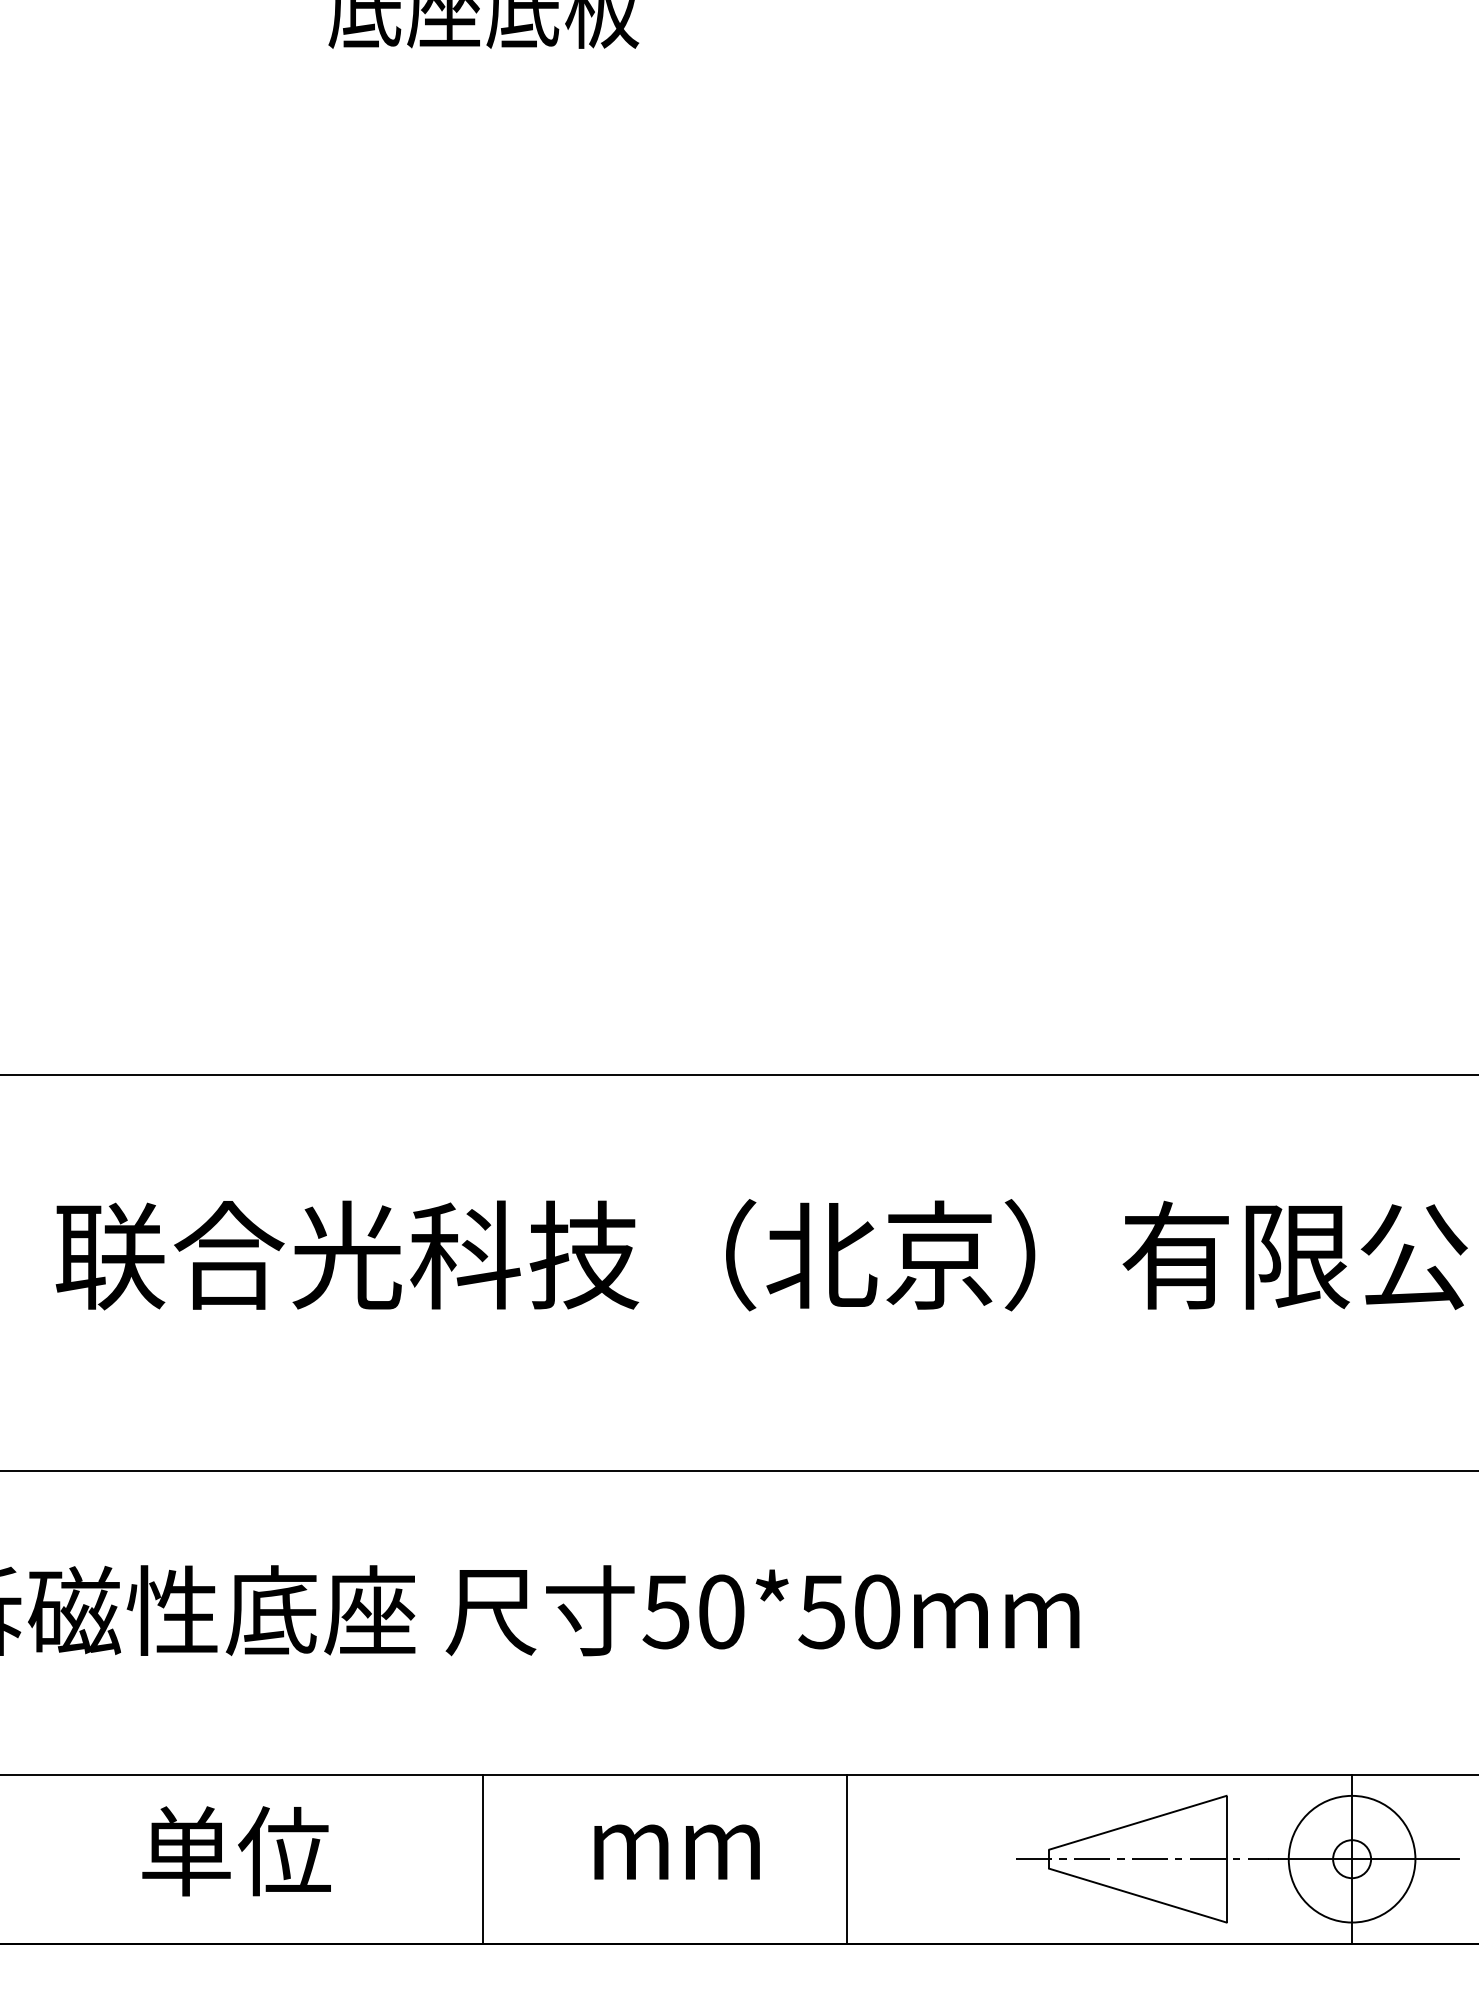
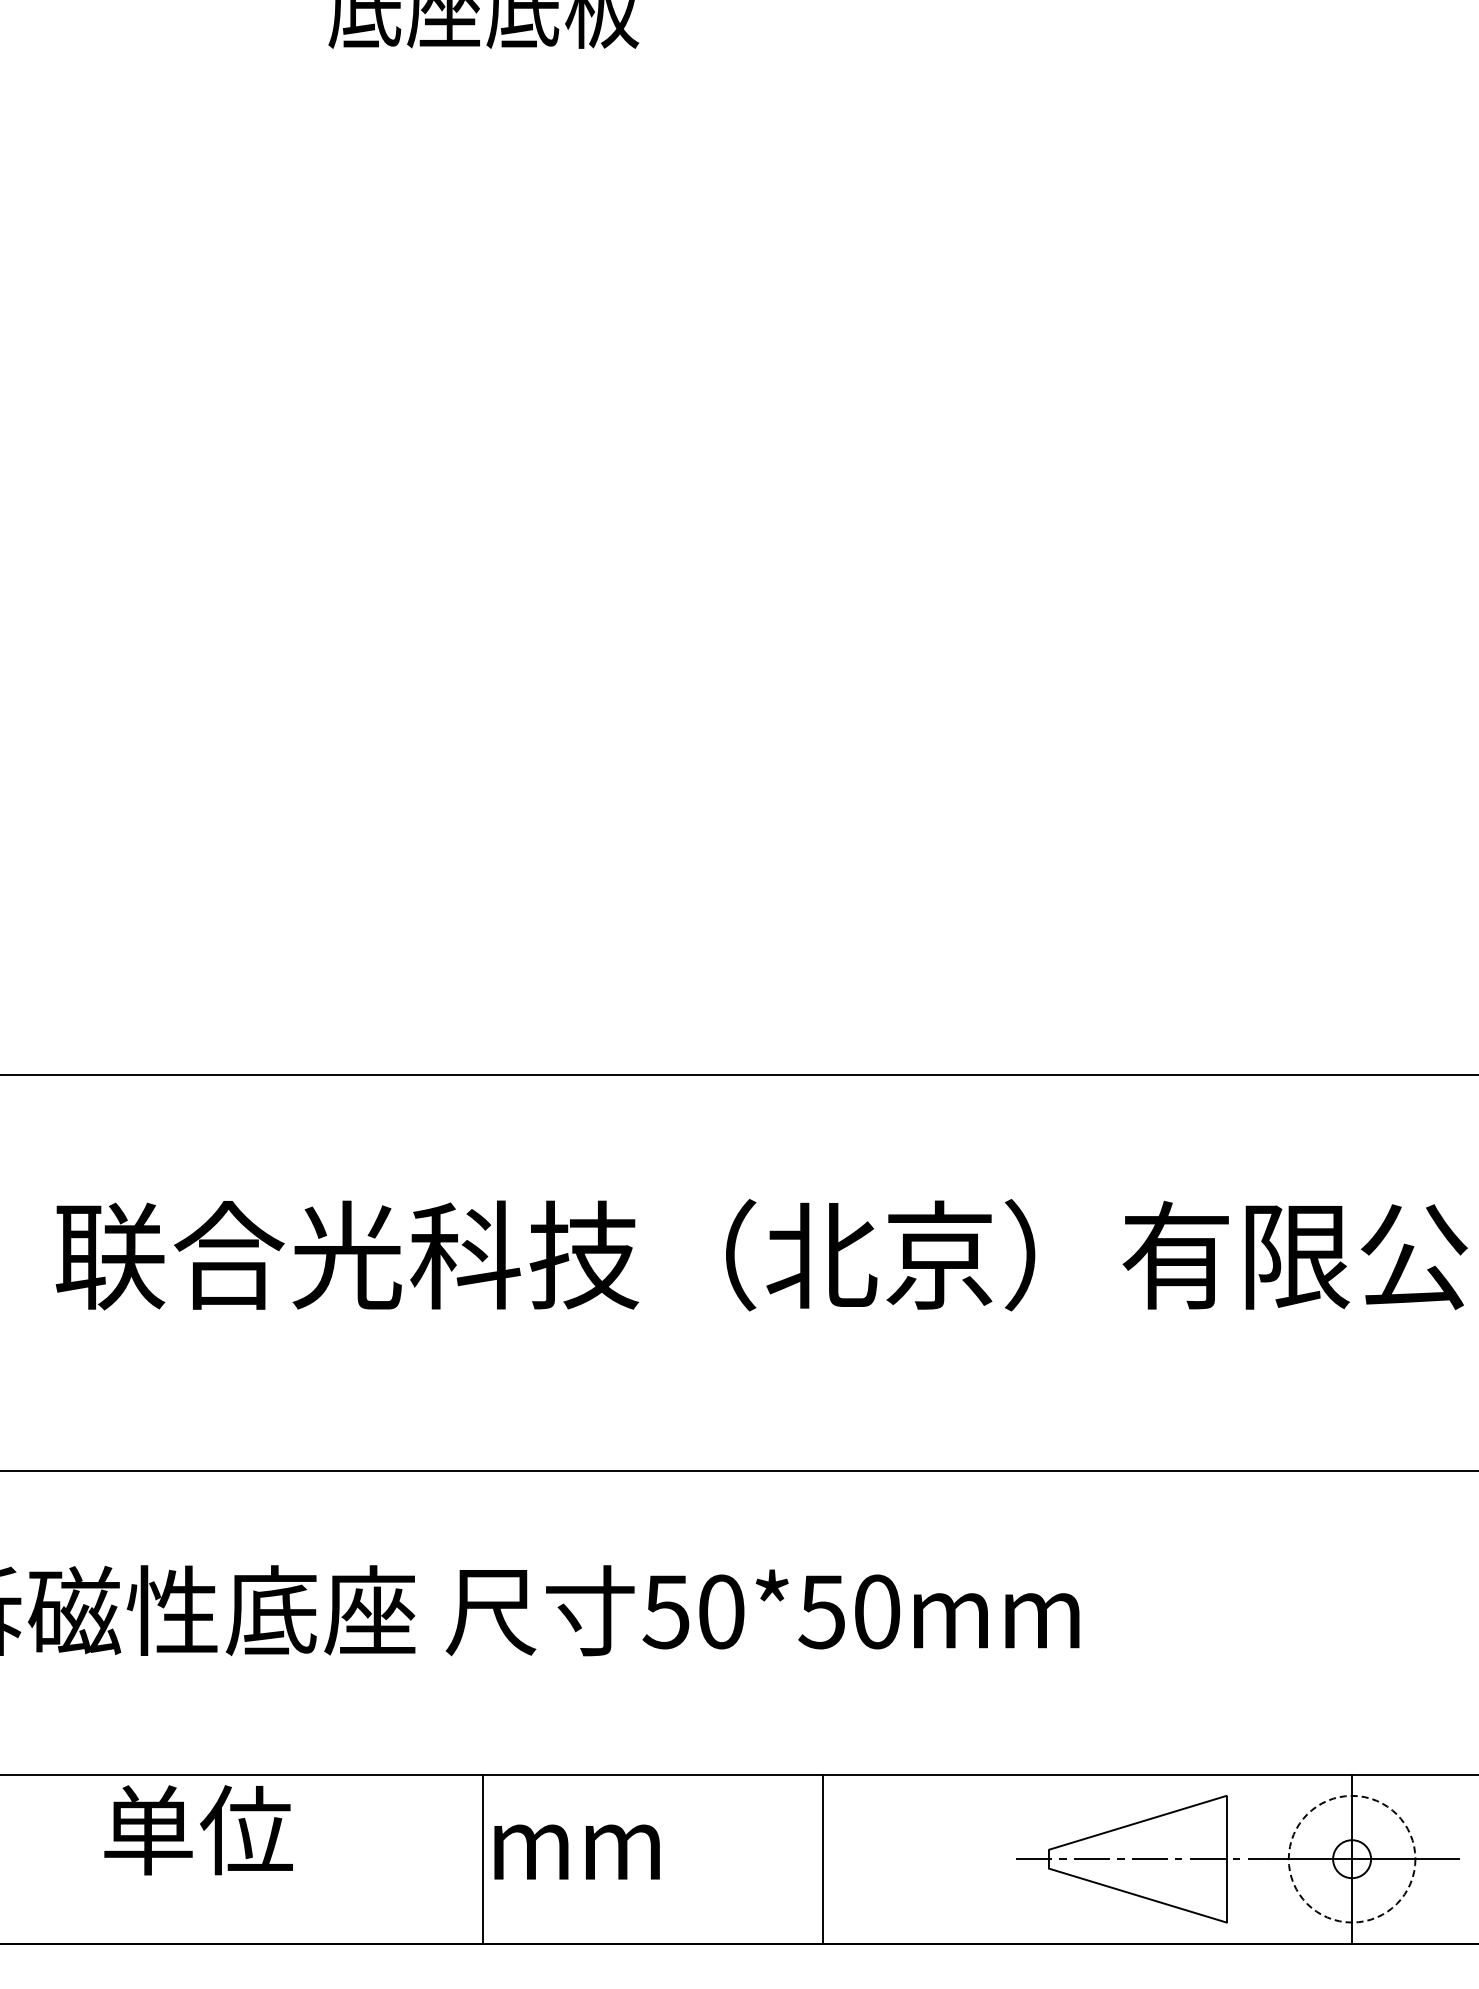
text position: (236, 1851) -> (198, 1830) (198, 1830)
text position: (676, 1851) -> (576, 1851) (576, 1851)
line position: (846, 1858) -> (822, 1858) (822, 1858)
circle: solid -> dashed (1351, 1858)
